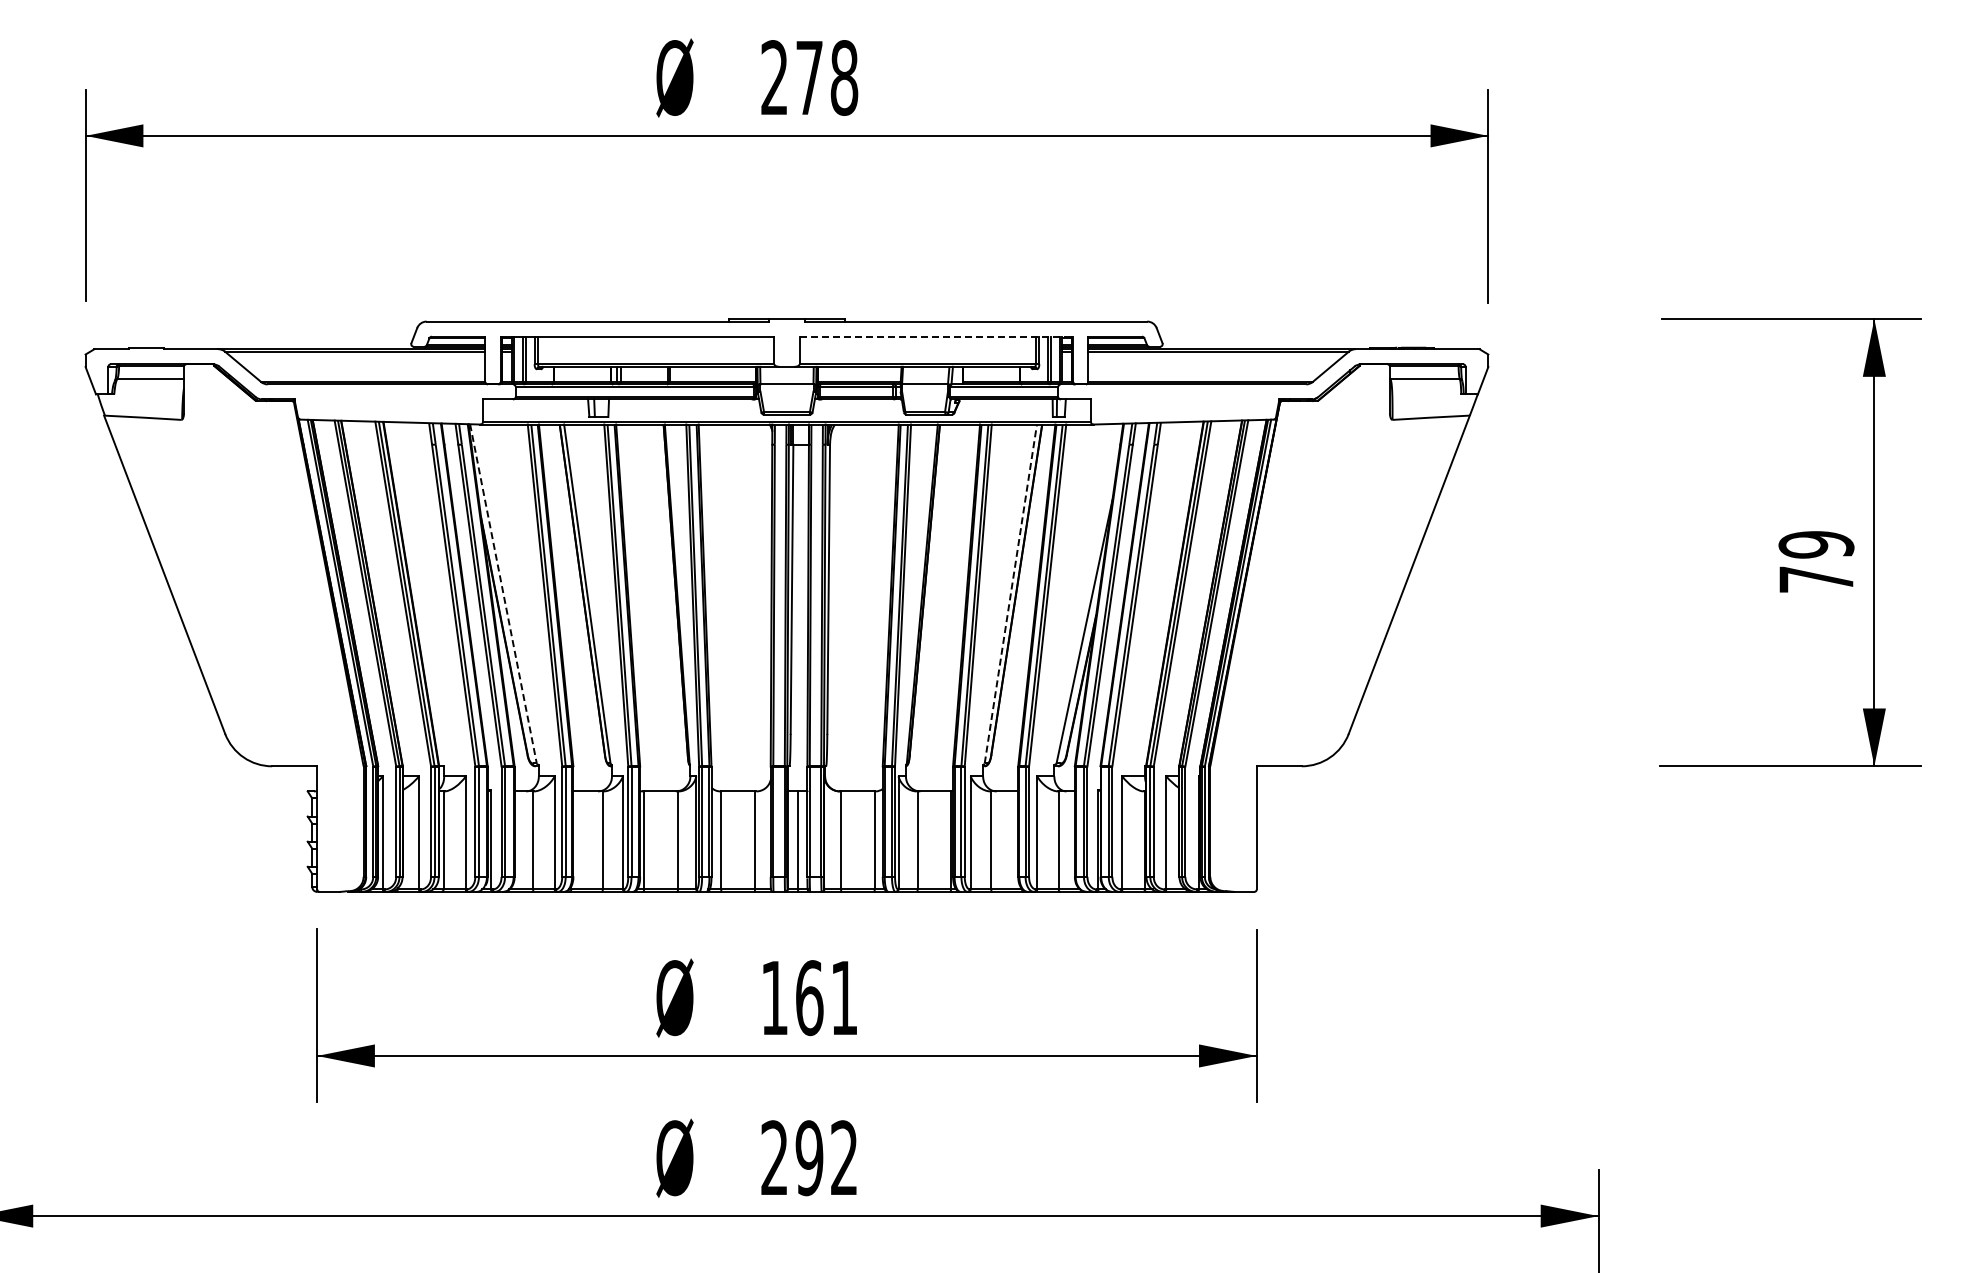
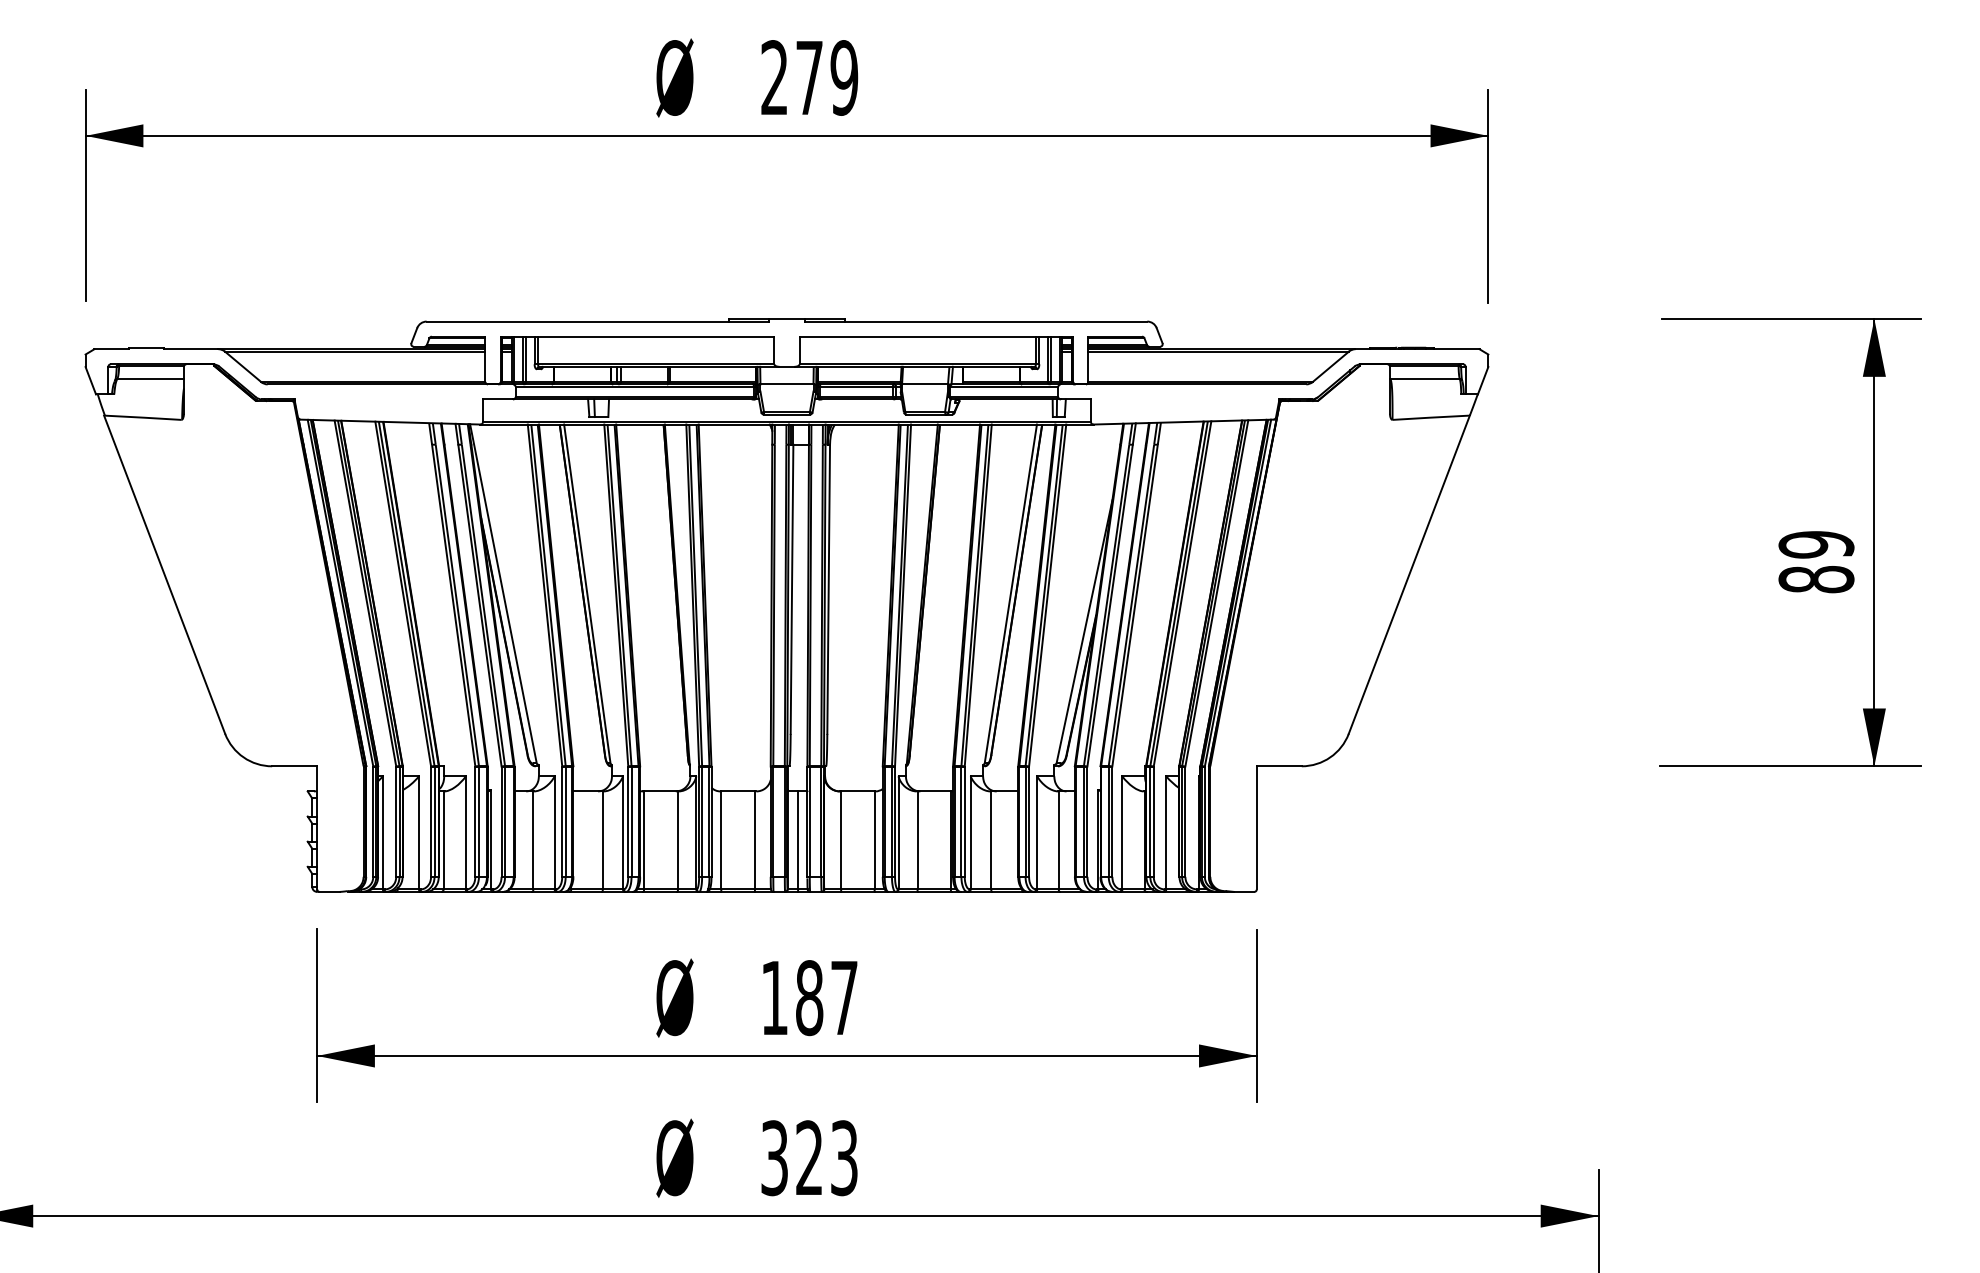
text: 278 -> 279 (844, 77)
line: dashed -> solid (936, 336)
text: 79 -> 89 (1816, 579)
line: dashed -> solid (503, 593)
line: dashed -> solid (1010, 593)
text: 161 -> 187 (826, 997)
text: 292 -> 323 (809, 1158)
